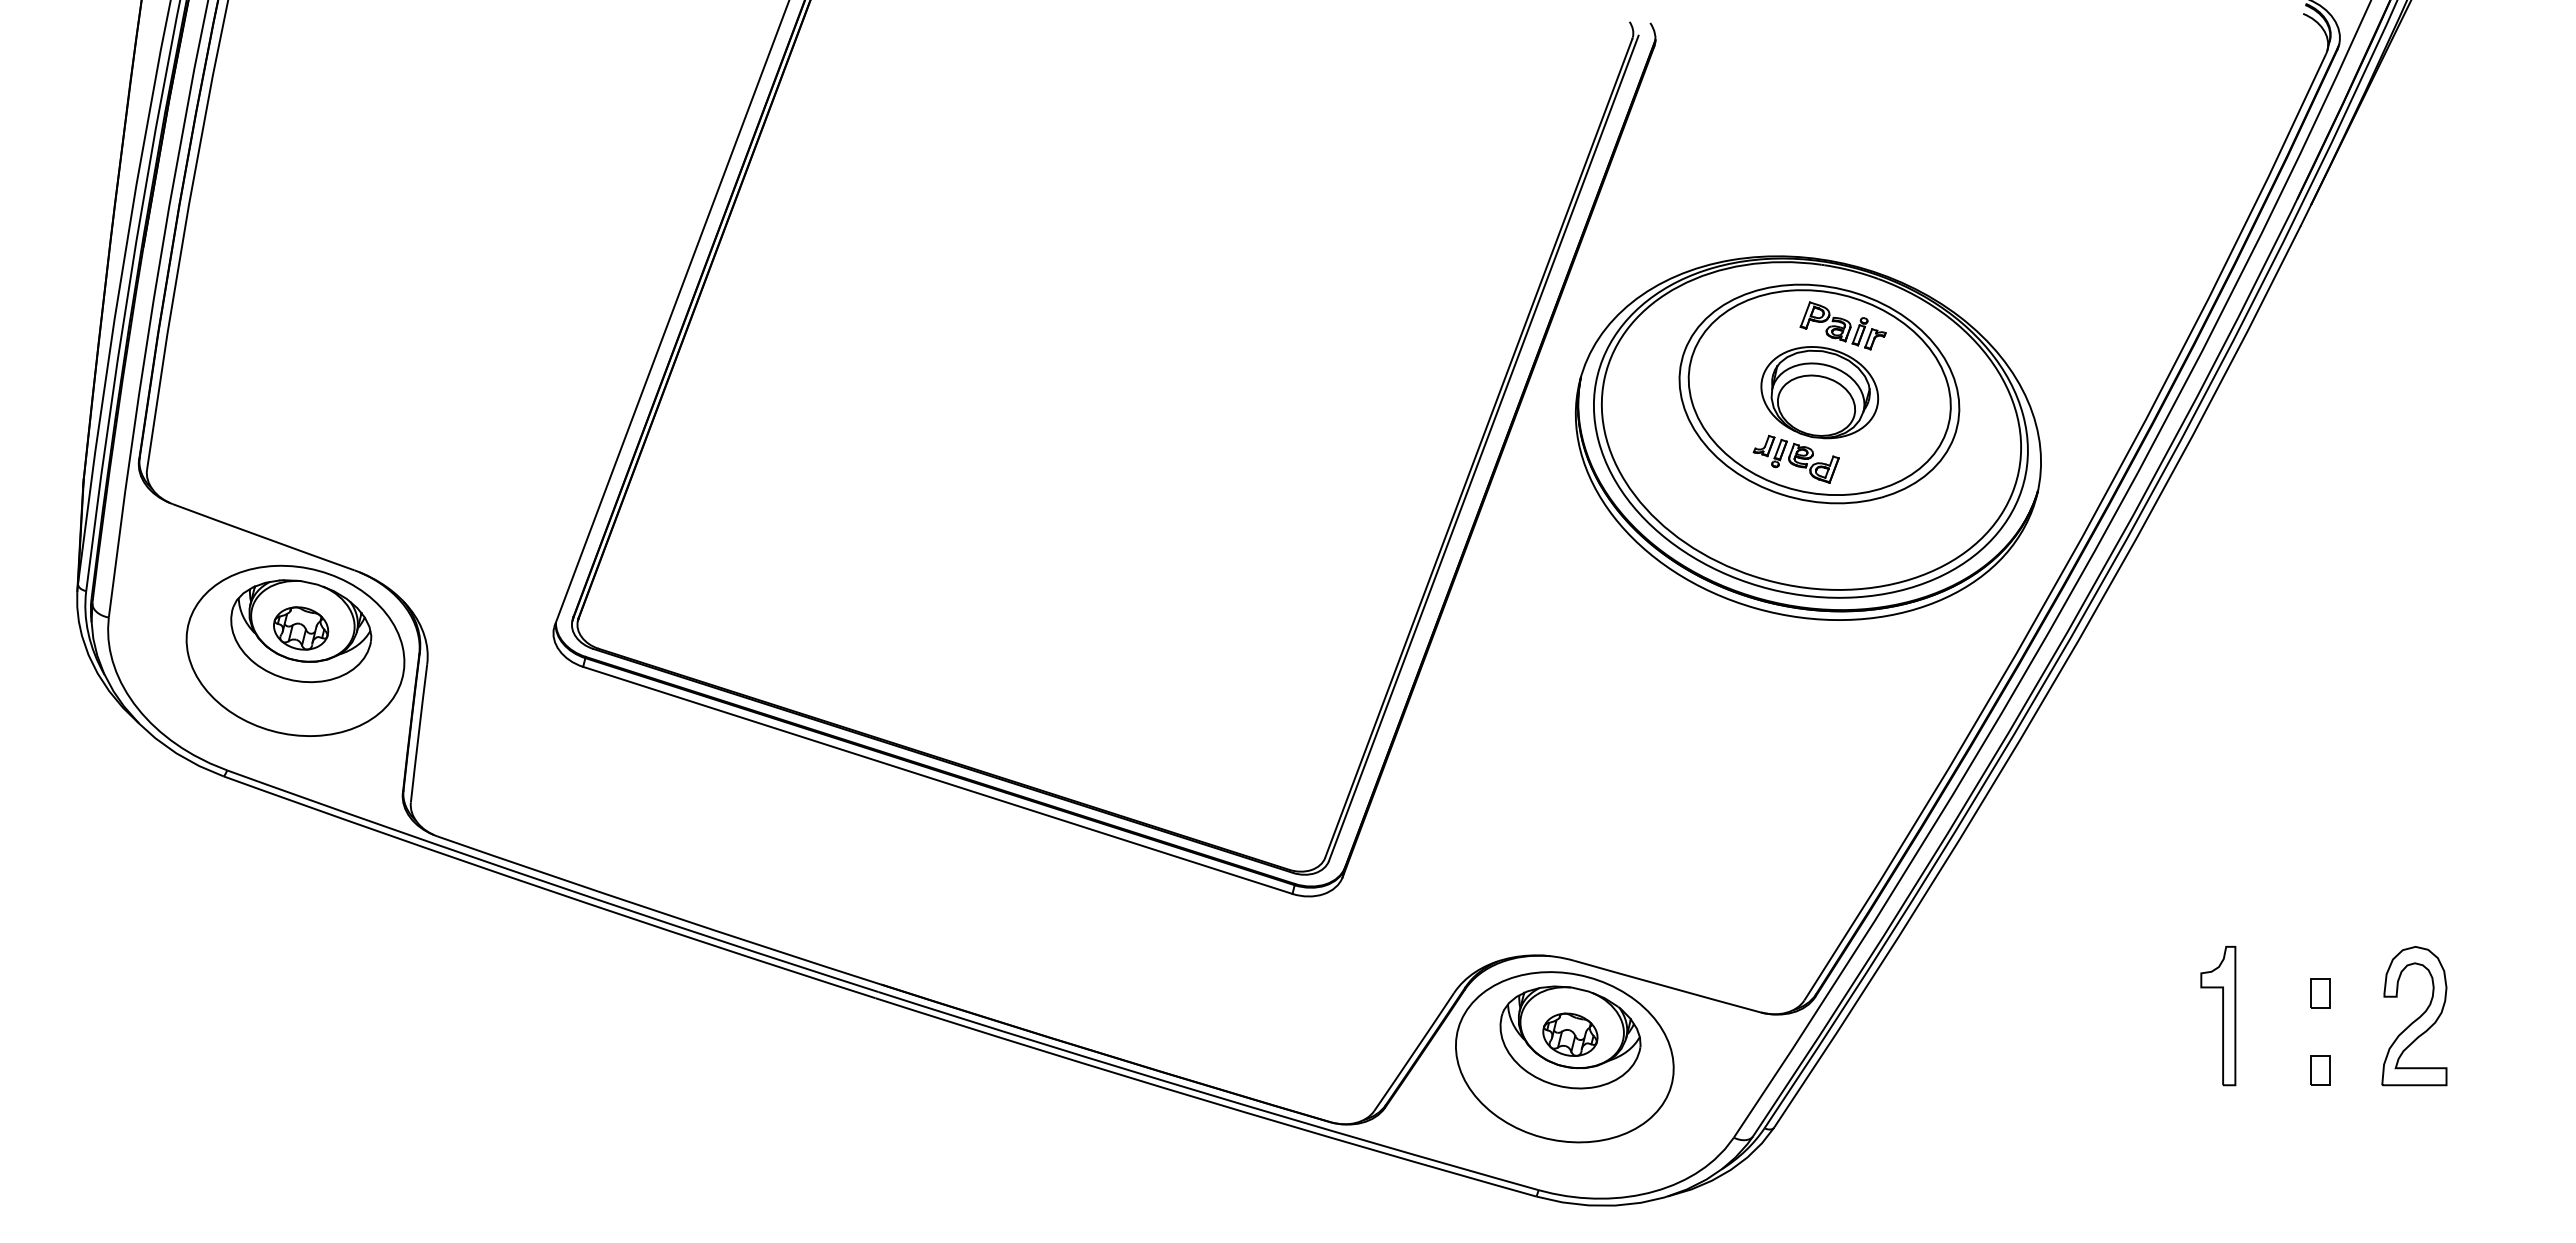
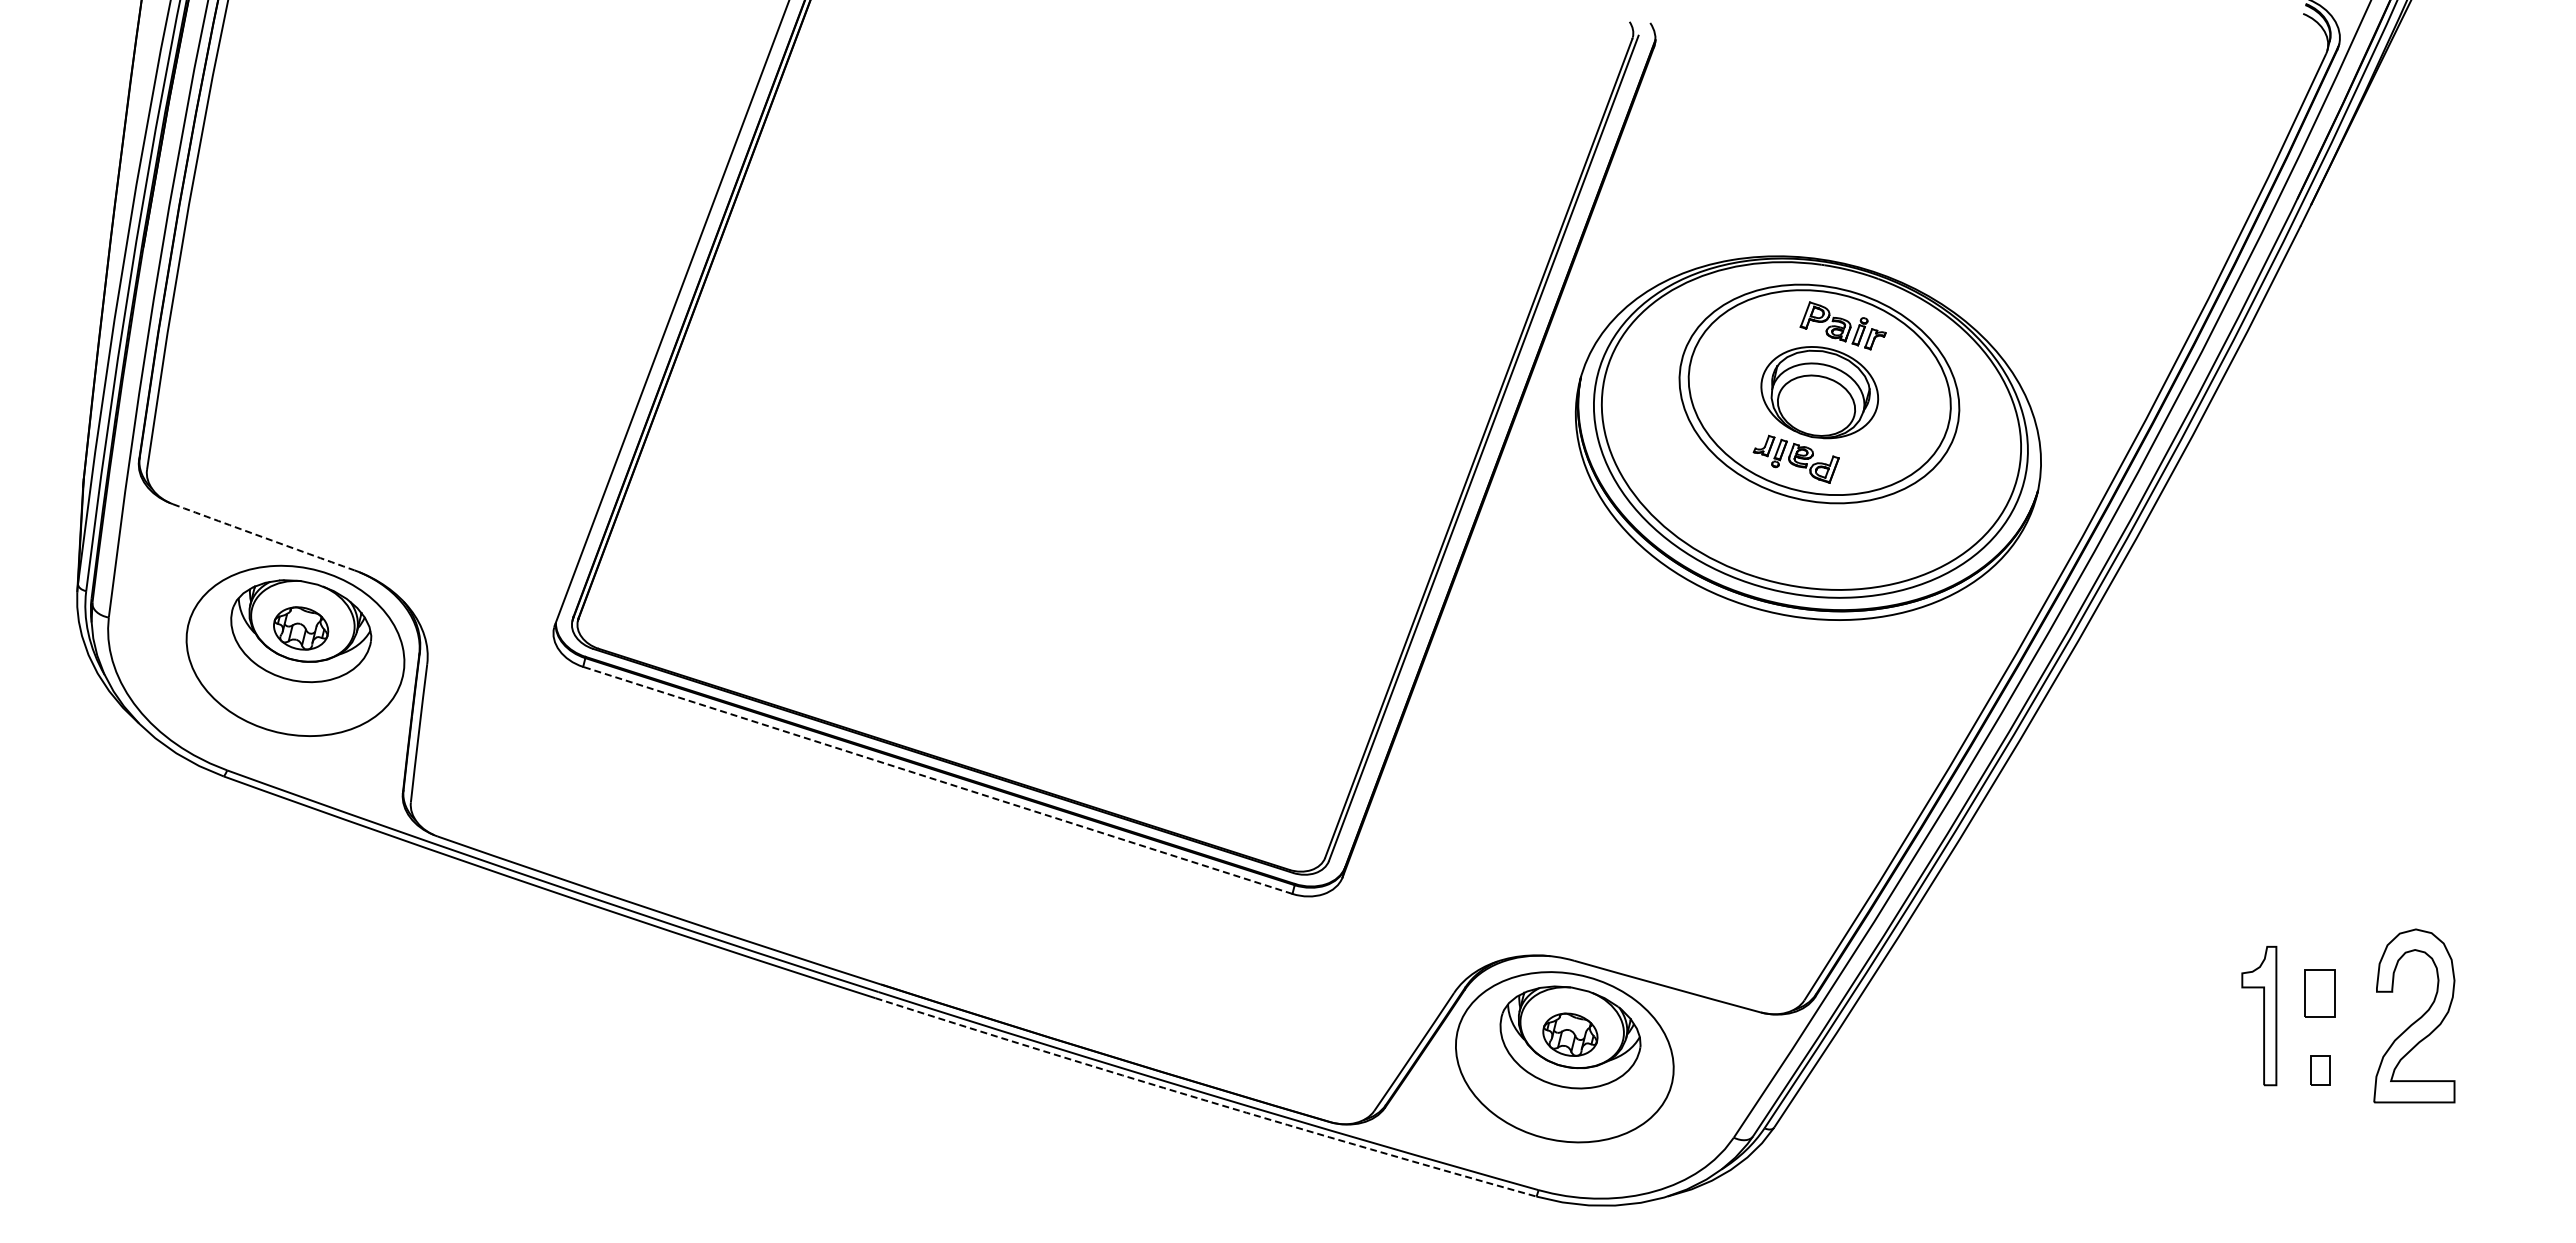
arc: solid -> dashed (263, 537)
line: solid -> dashed (937, 780)
part size: 21x31 px -> 32x49 px (2319, 993)
part position: (2218, 1016) -> (2259, 1016) (2259, 1016)
part size: 67x141 px -> 83x176 px (2414, 1015)
arc: solid -> dashed (1205, 1100)
